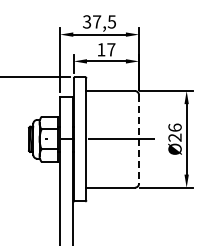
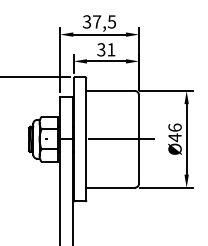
text: 17 -> 31 (106, 49)
text: Ø26 -> Ø46 (174, 137)
line: dashed -> solid (139, 139)
